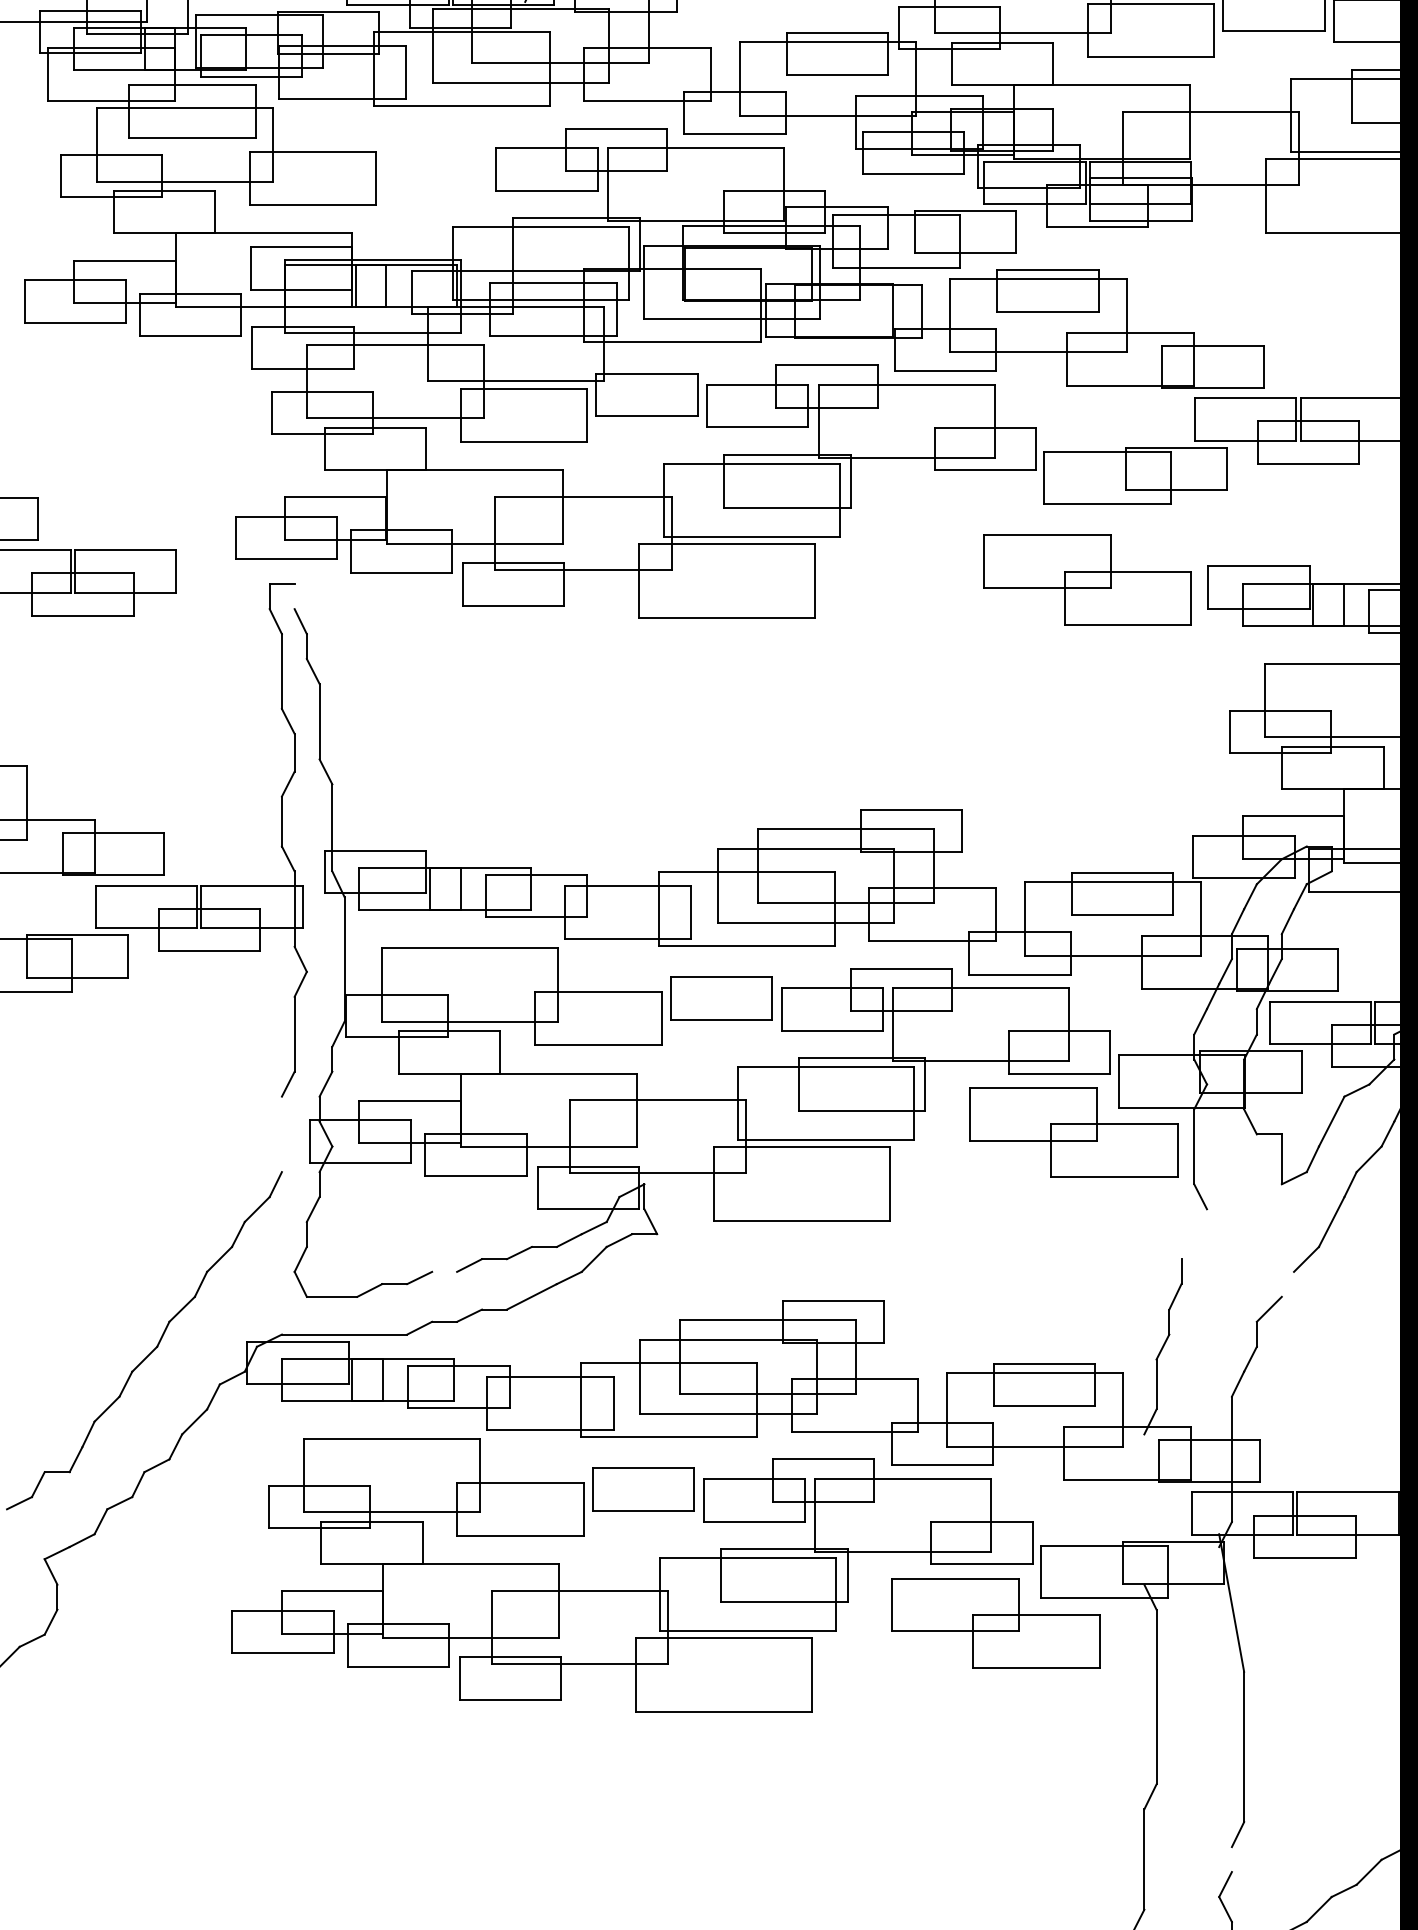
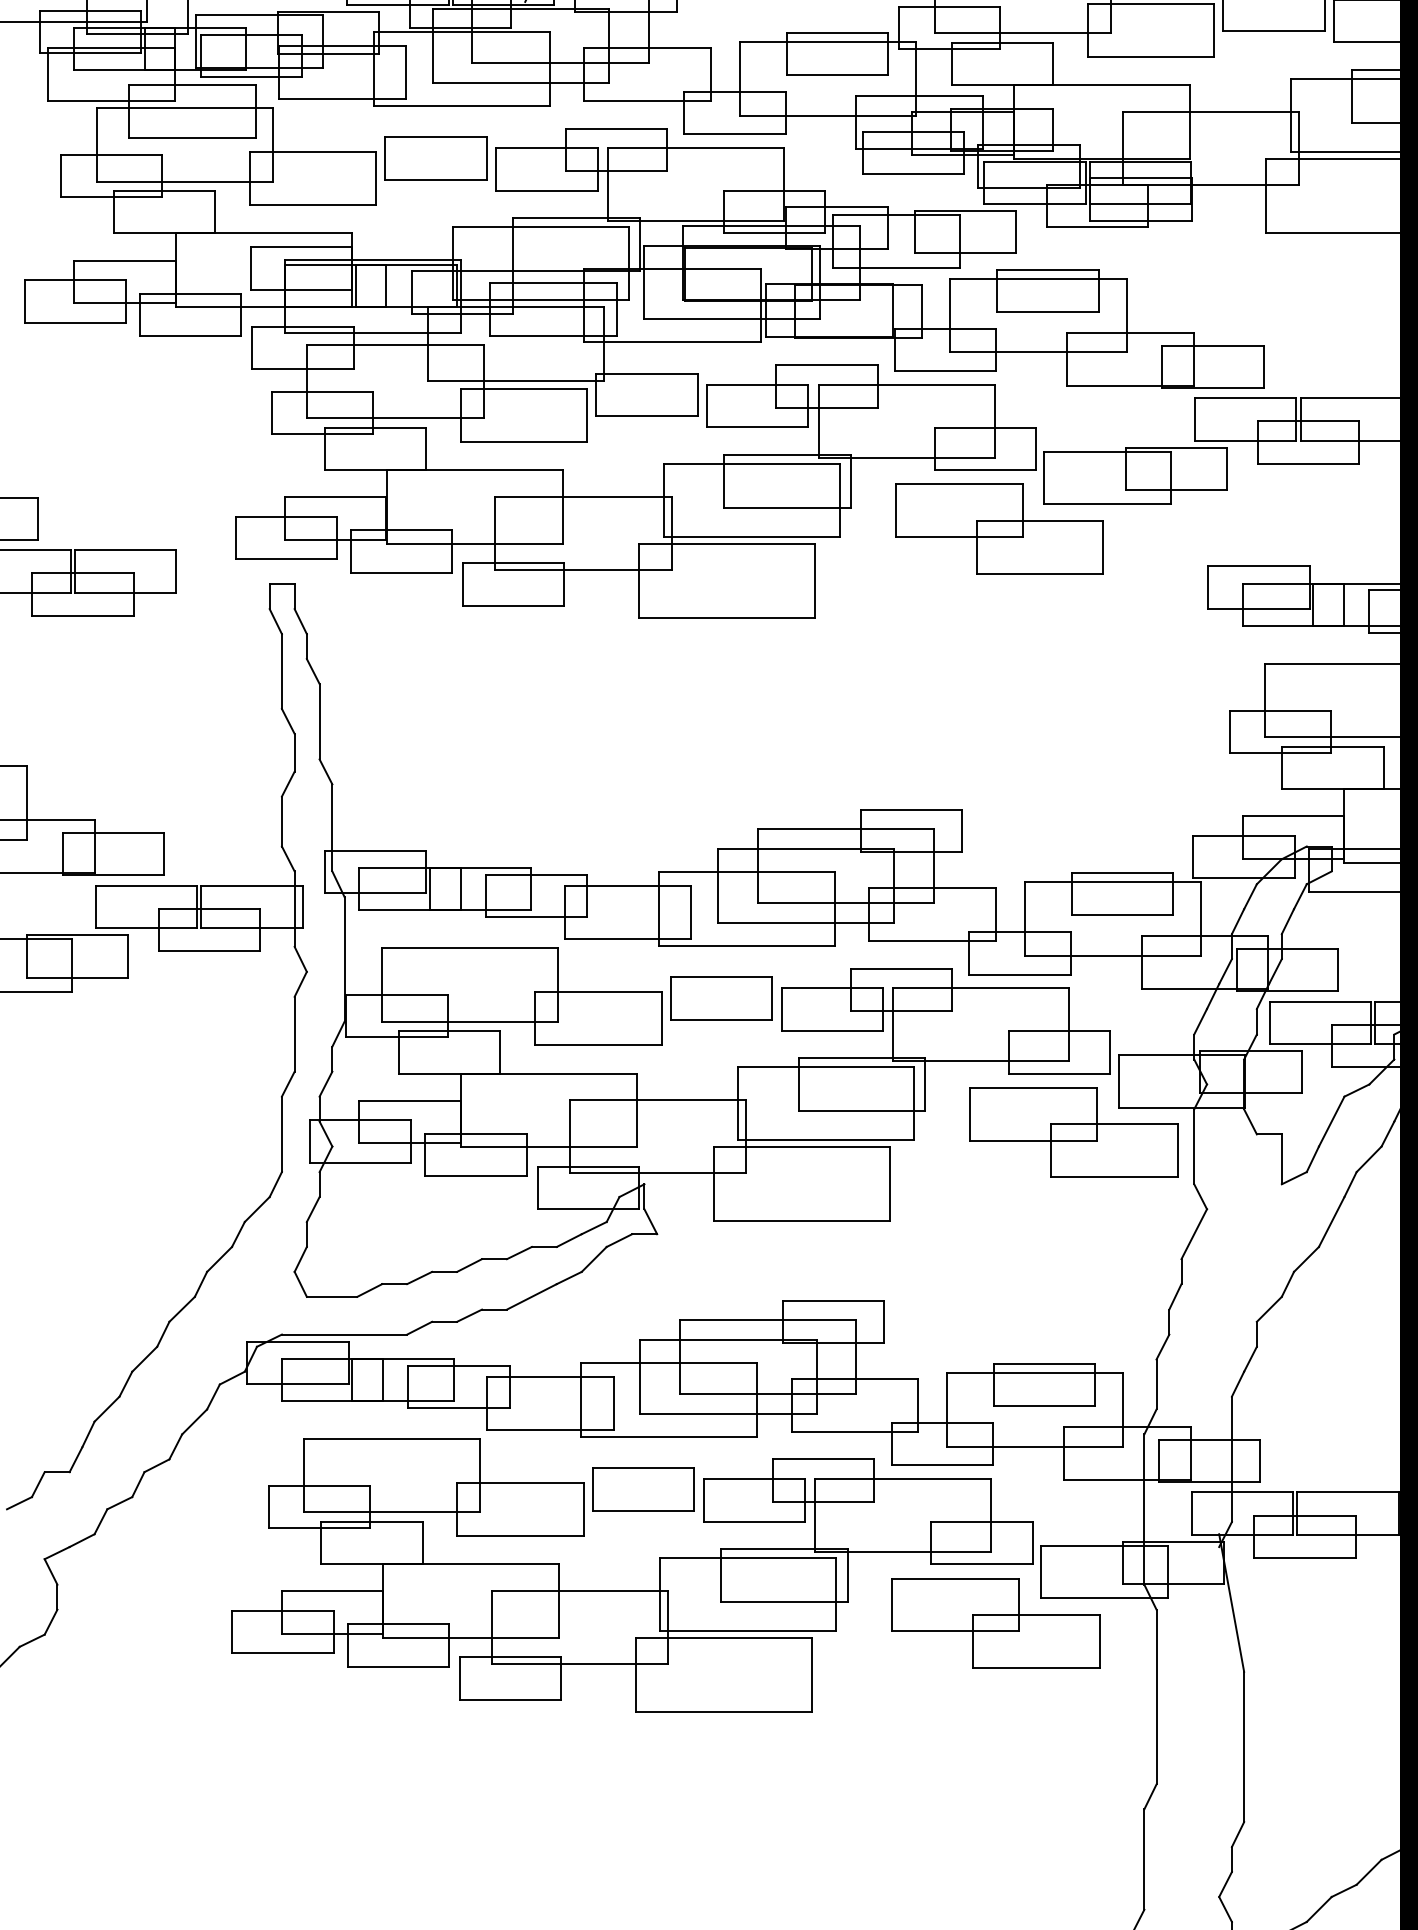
part: none -> present (435, 158)
part position: (1087, 579) -> (999, 528) (999, 528)
line: none -> present (294, 596)
line: none -> present (281, 1134)
line: none -> present (1194, 1234)
line: none -> present (444, 1271)
line: none -> present (1287, 1283)
line: none -> present (1144, 1509)
line: none -> present (1231, 1859)
